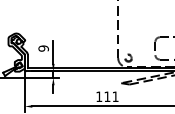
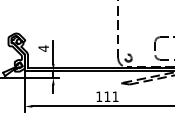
text: 9 -> 4 (43, 48)
